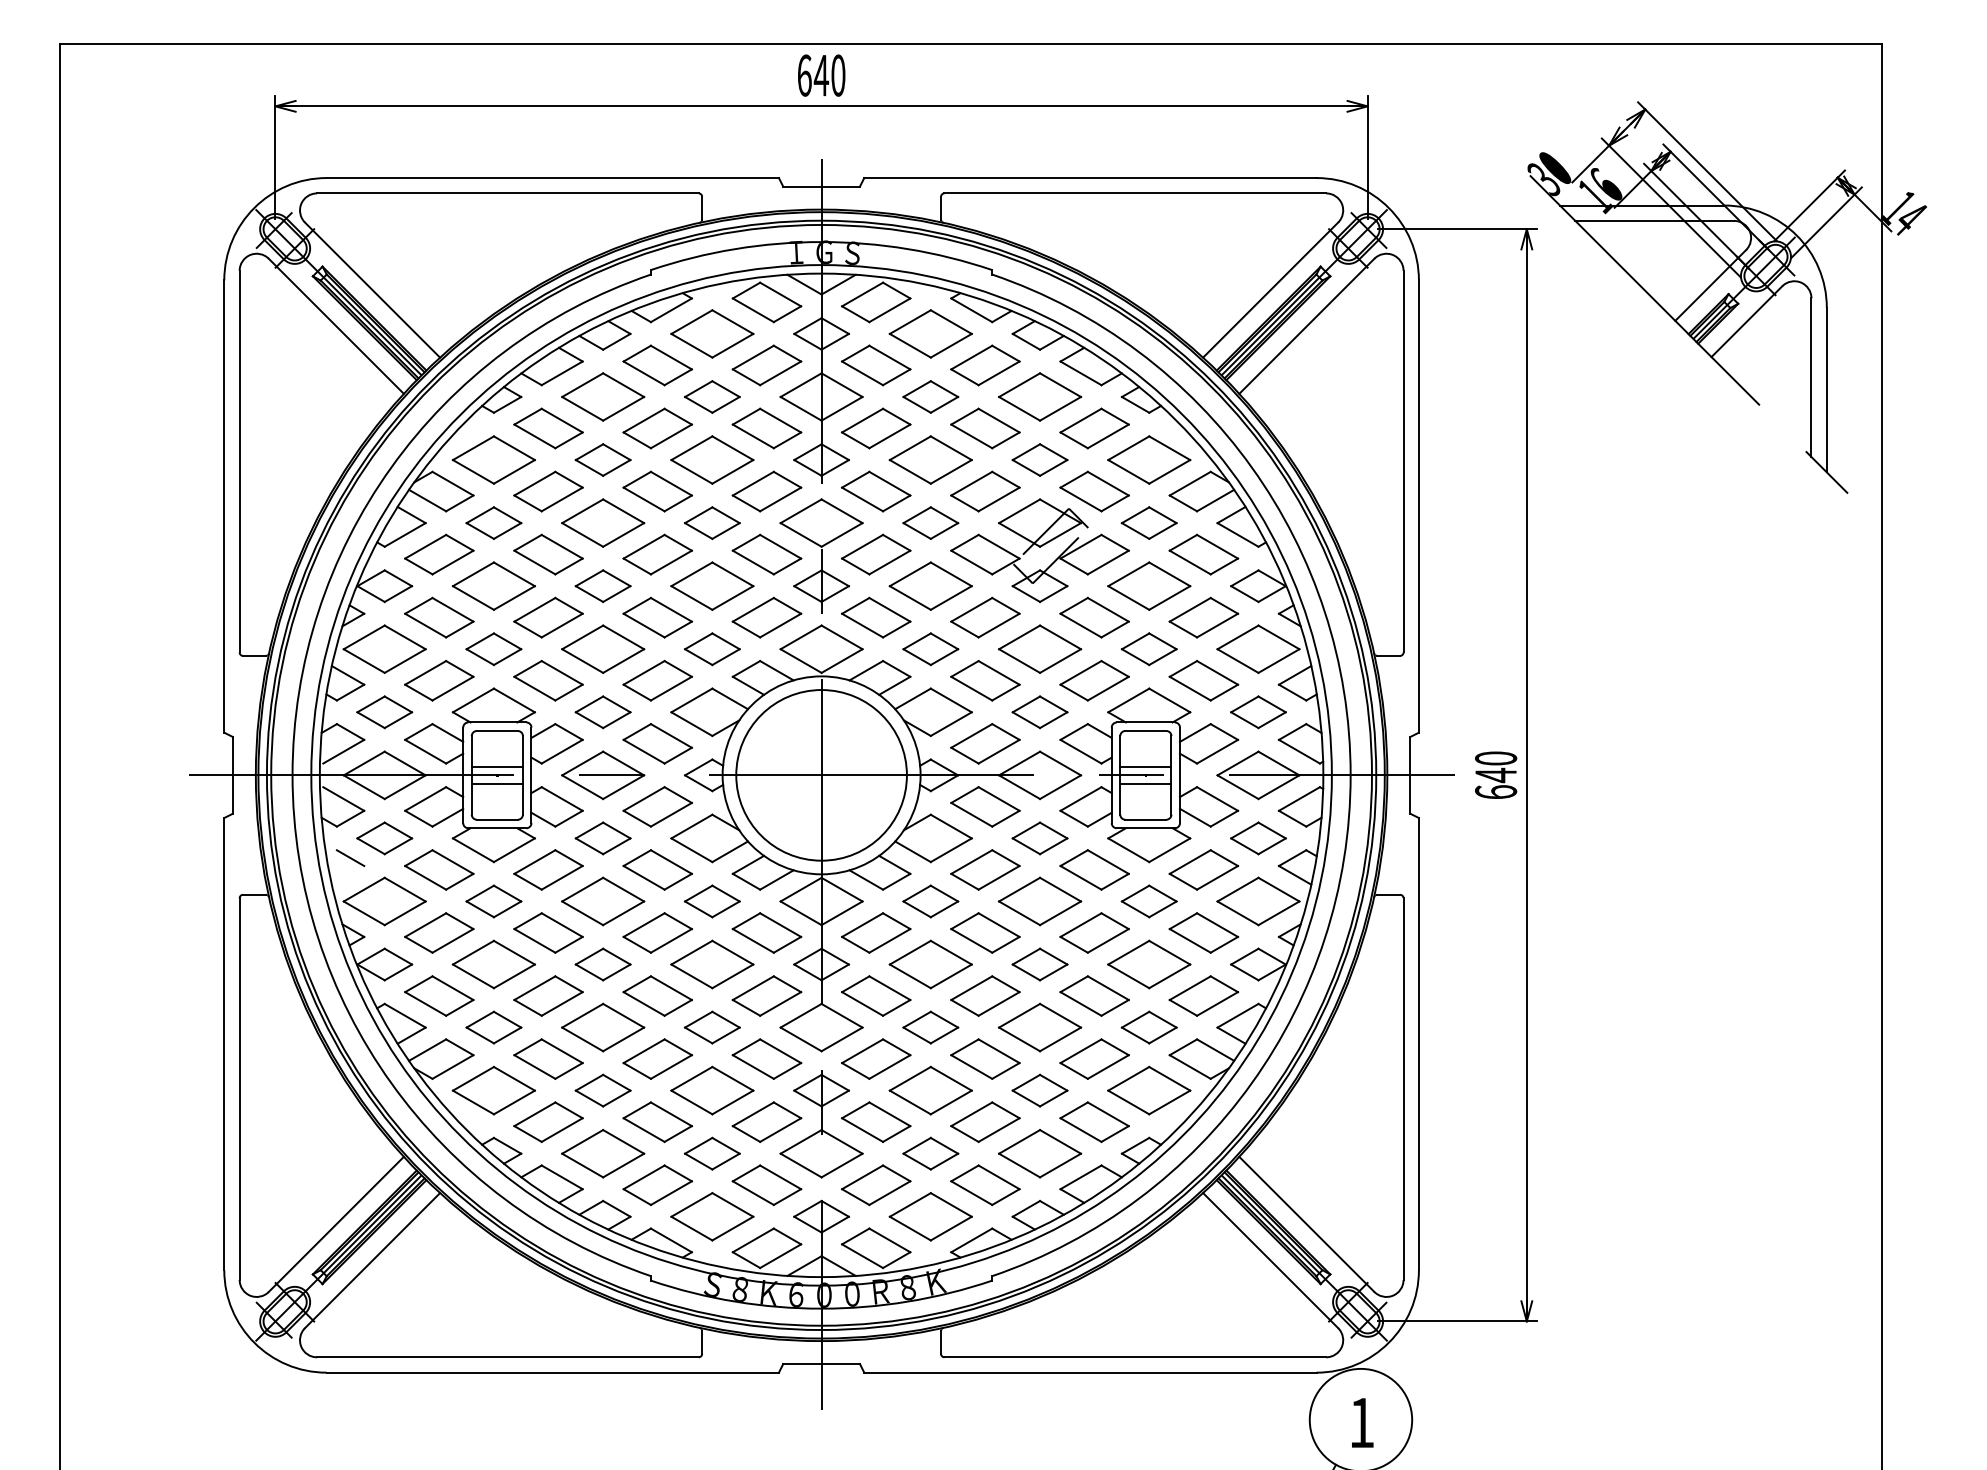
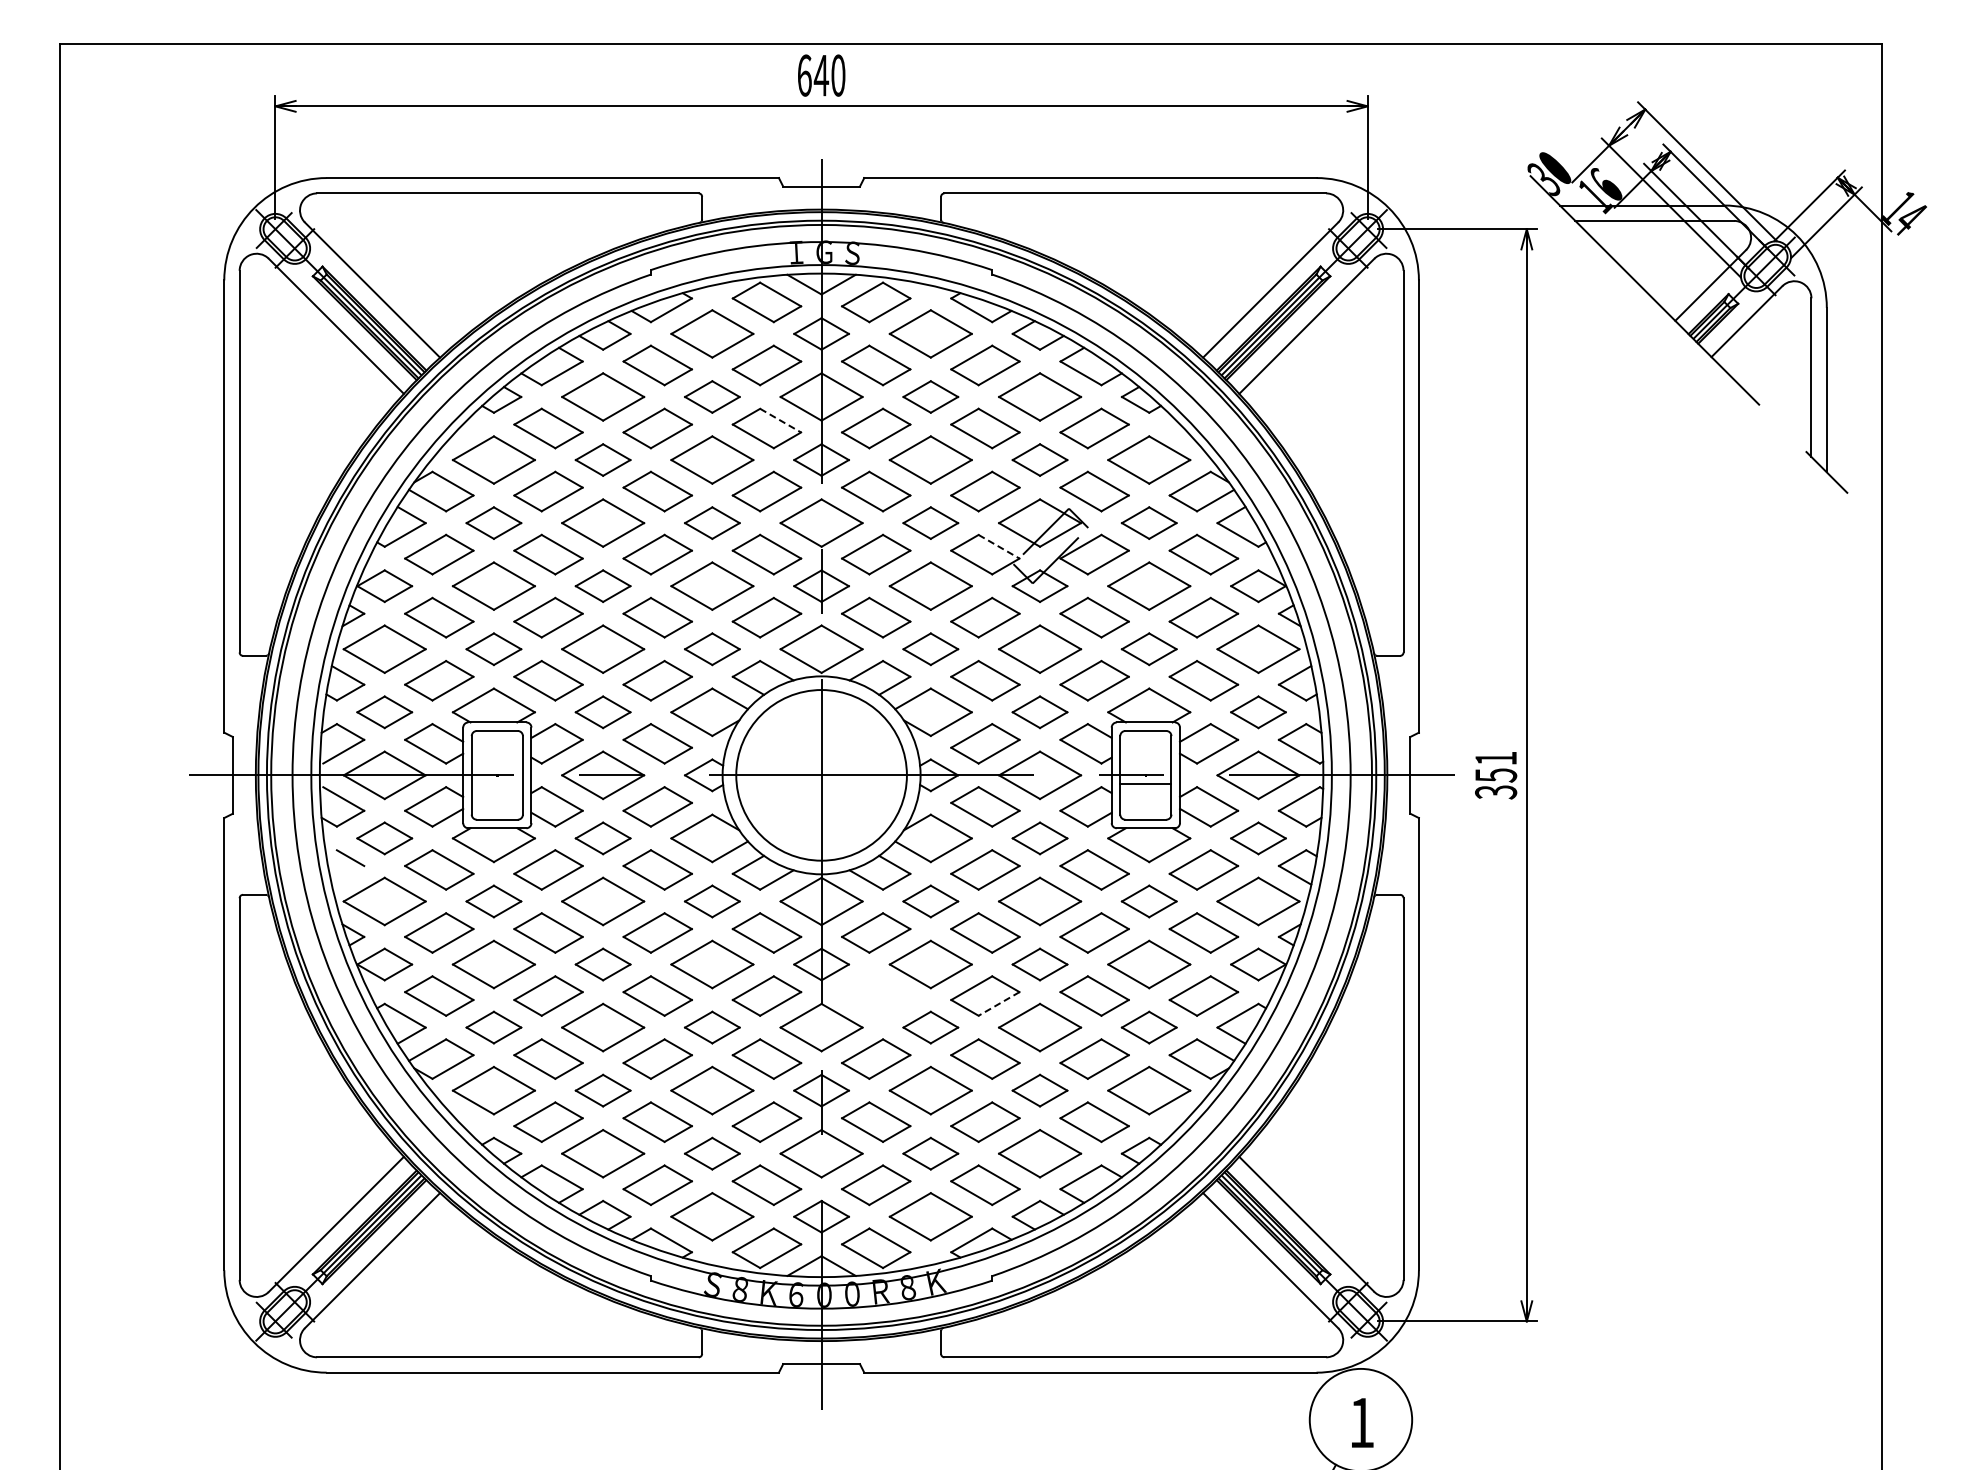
line: solid -> dashed (780, 420)
line: solid -> dashed (999, 546)
line: present -> none (496, 766)
line: present -> none (1145, 766)
text: 640 -> 351 (1496, 775)
line: present -> none (496, 783)
part: present -> none (876, 995)
line: solid -> dashed (999, 1003)
